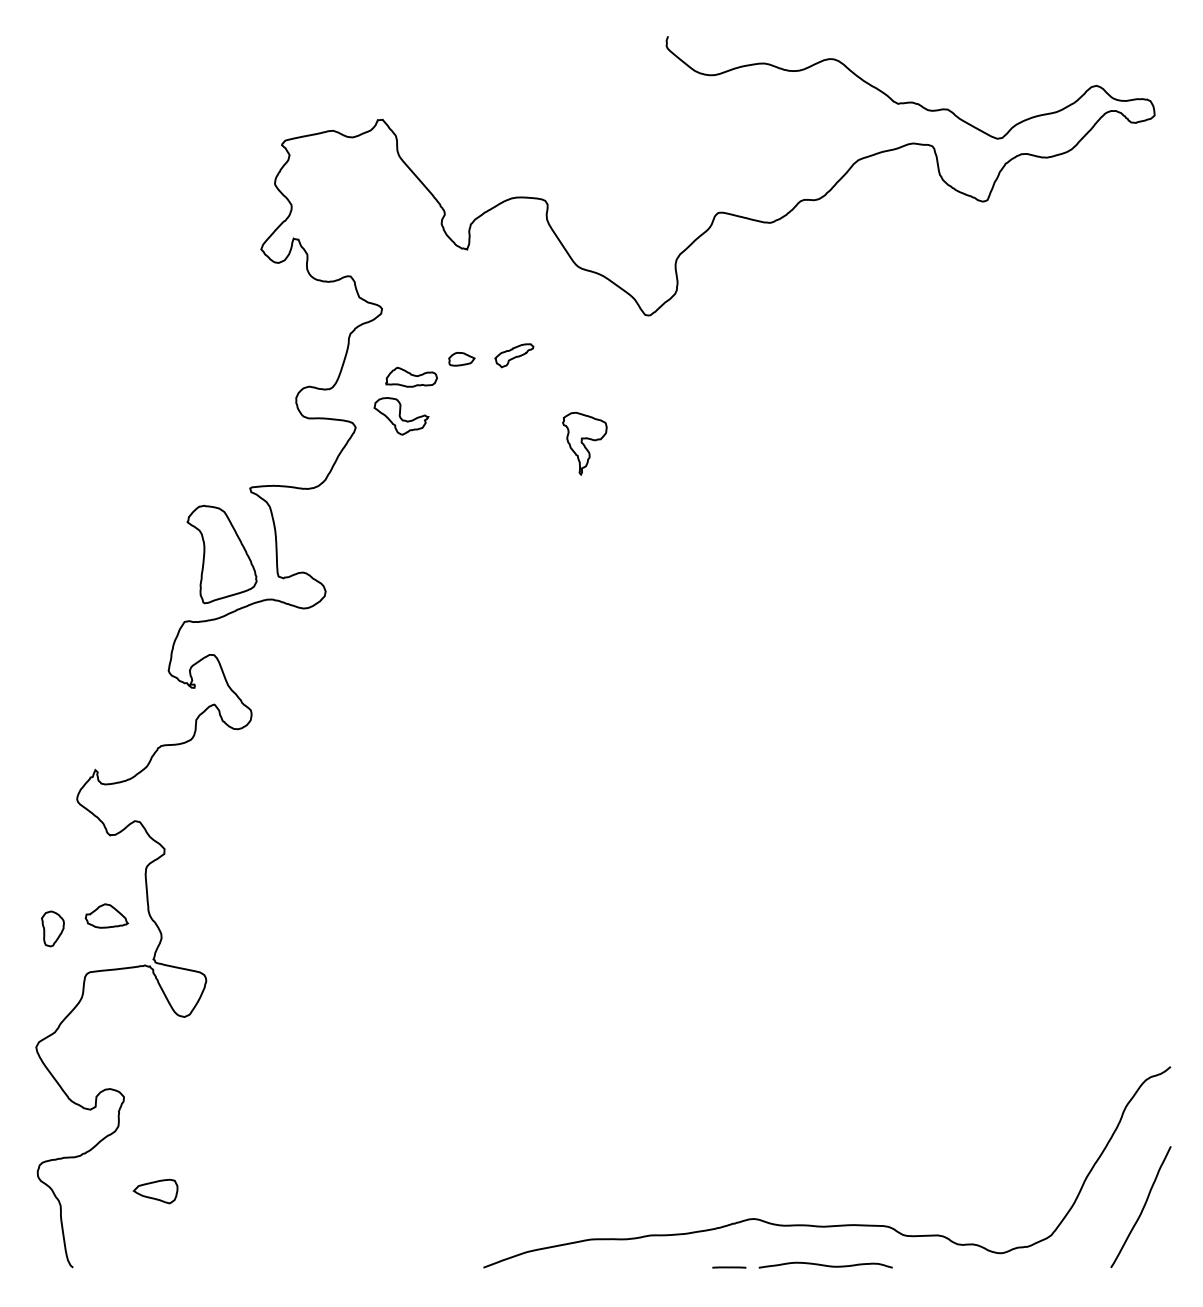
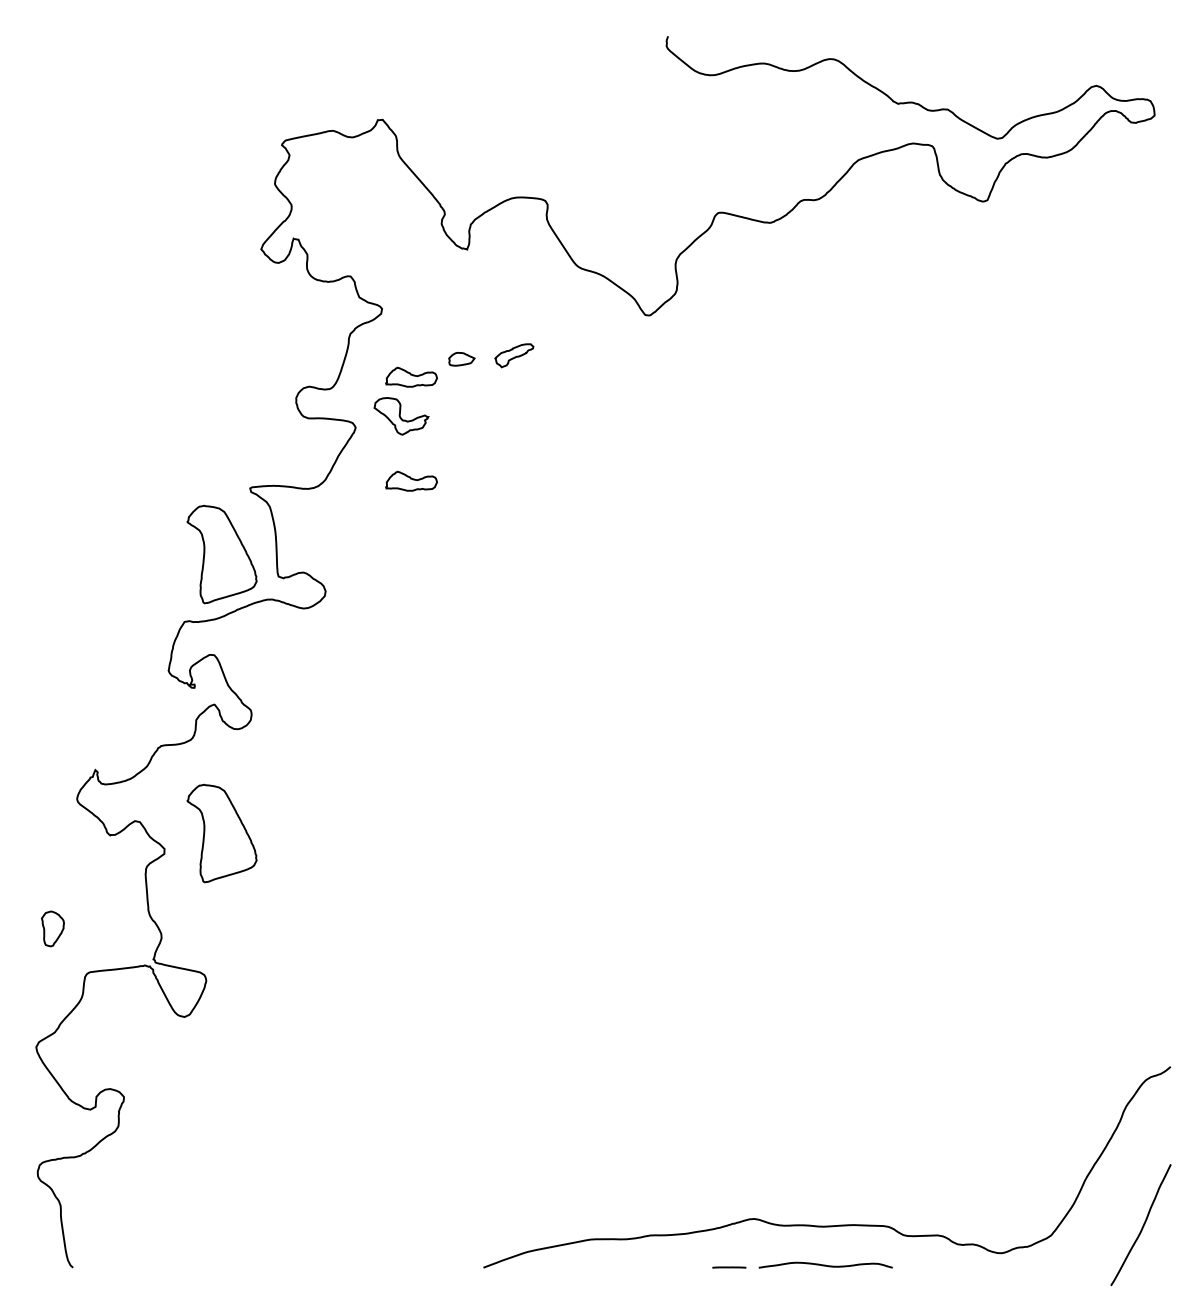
part: present -> none (584, 443)
part: none -> present (411, 480)
part: none -> present (221, 833)
part: present -> none (106, 915)
part: present -> none (155, 1191)
curve position: (1142, 1207) -> (1142, 1225) (1142, 1225)
